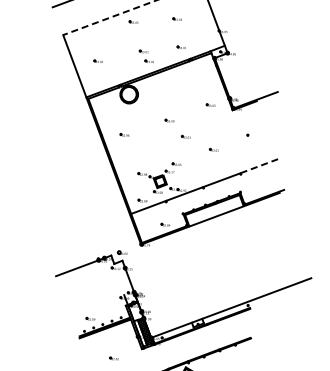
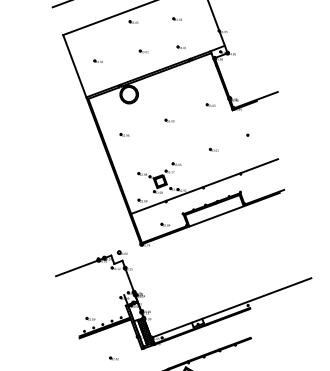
line: dashed -> solid (110, 17)
part: present -> none (148, 60)
part: present -> none (185, 136)
line: dashed -> solid (258, 166)
